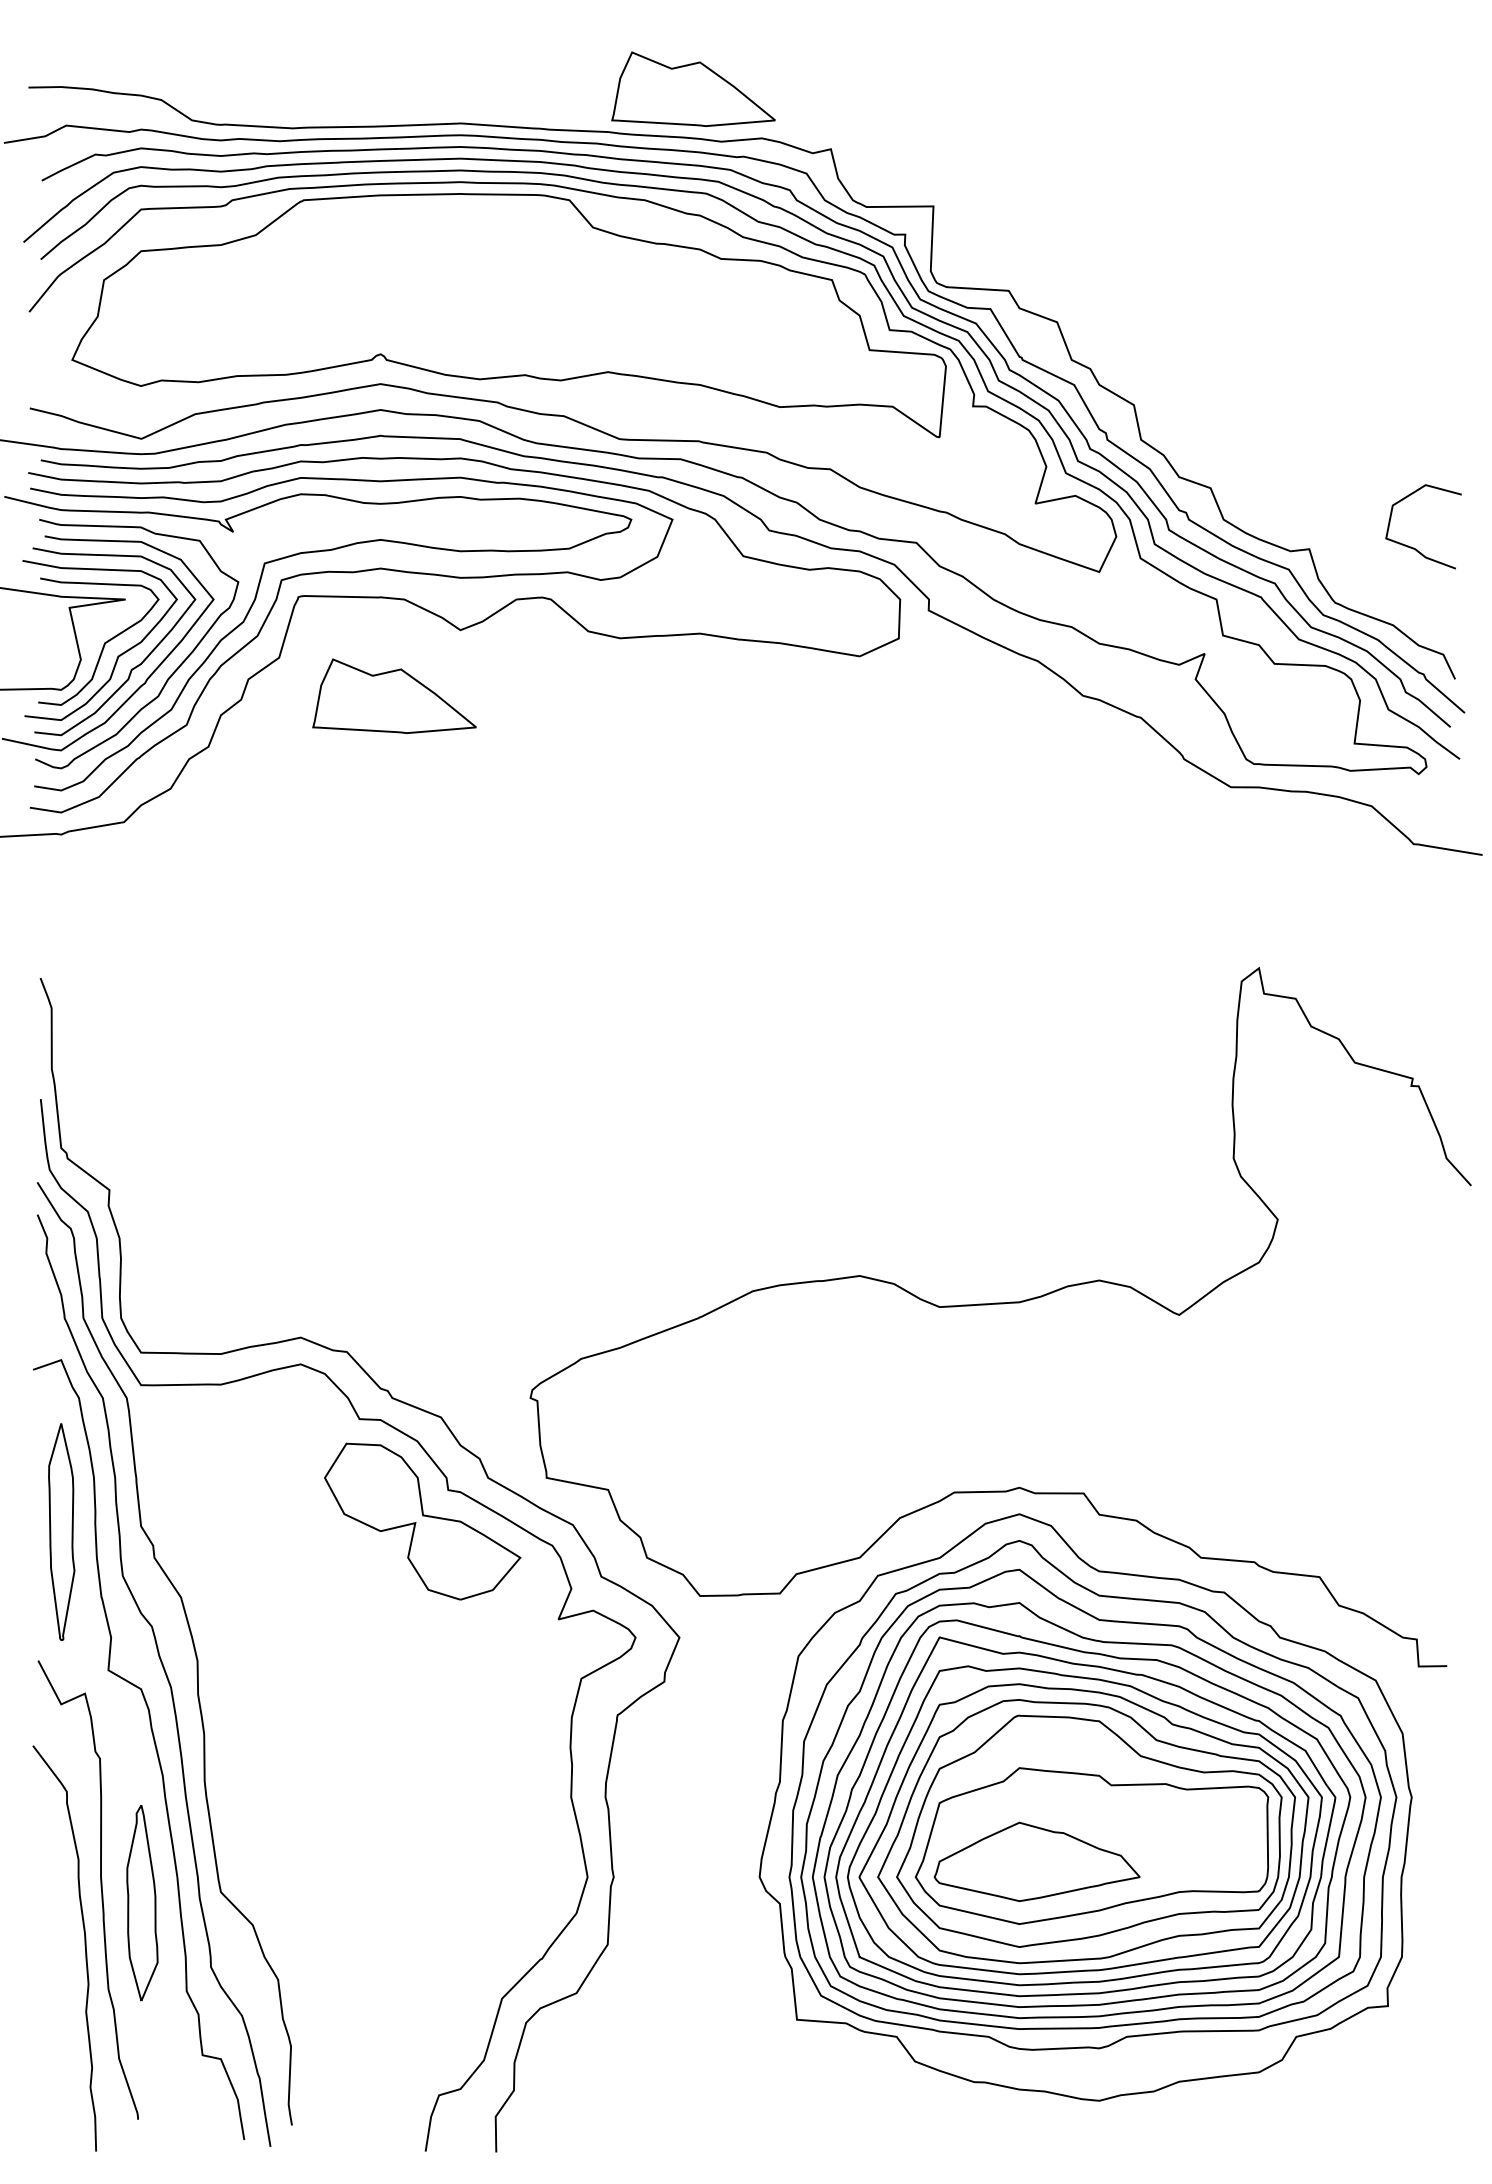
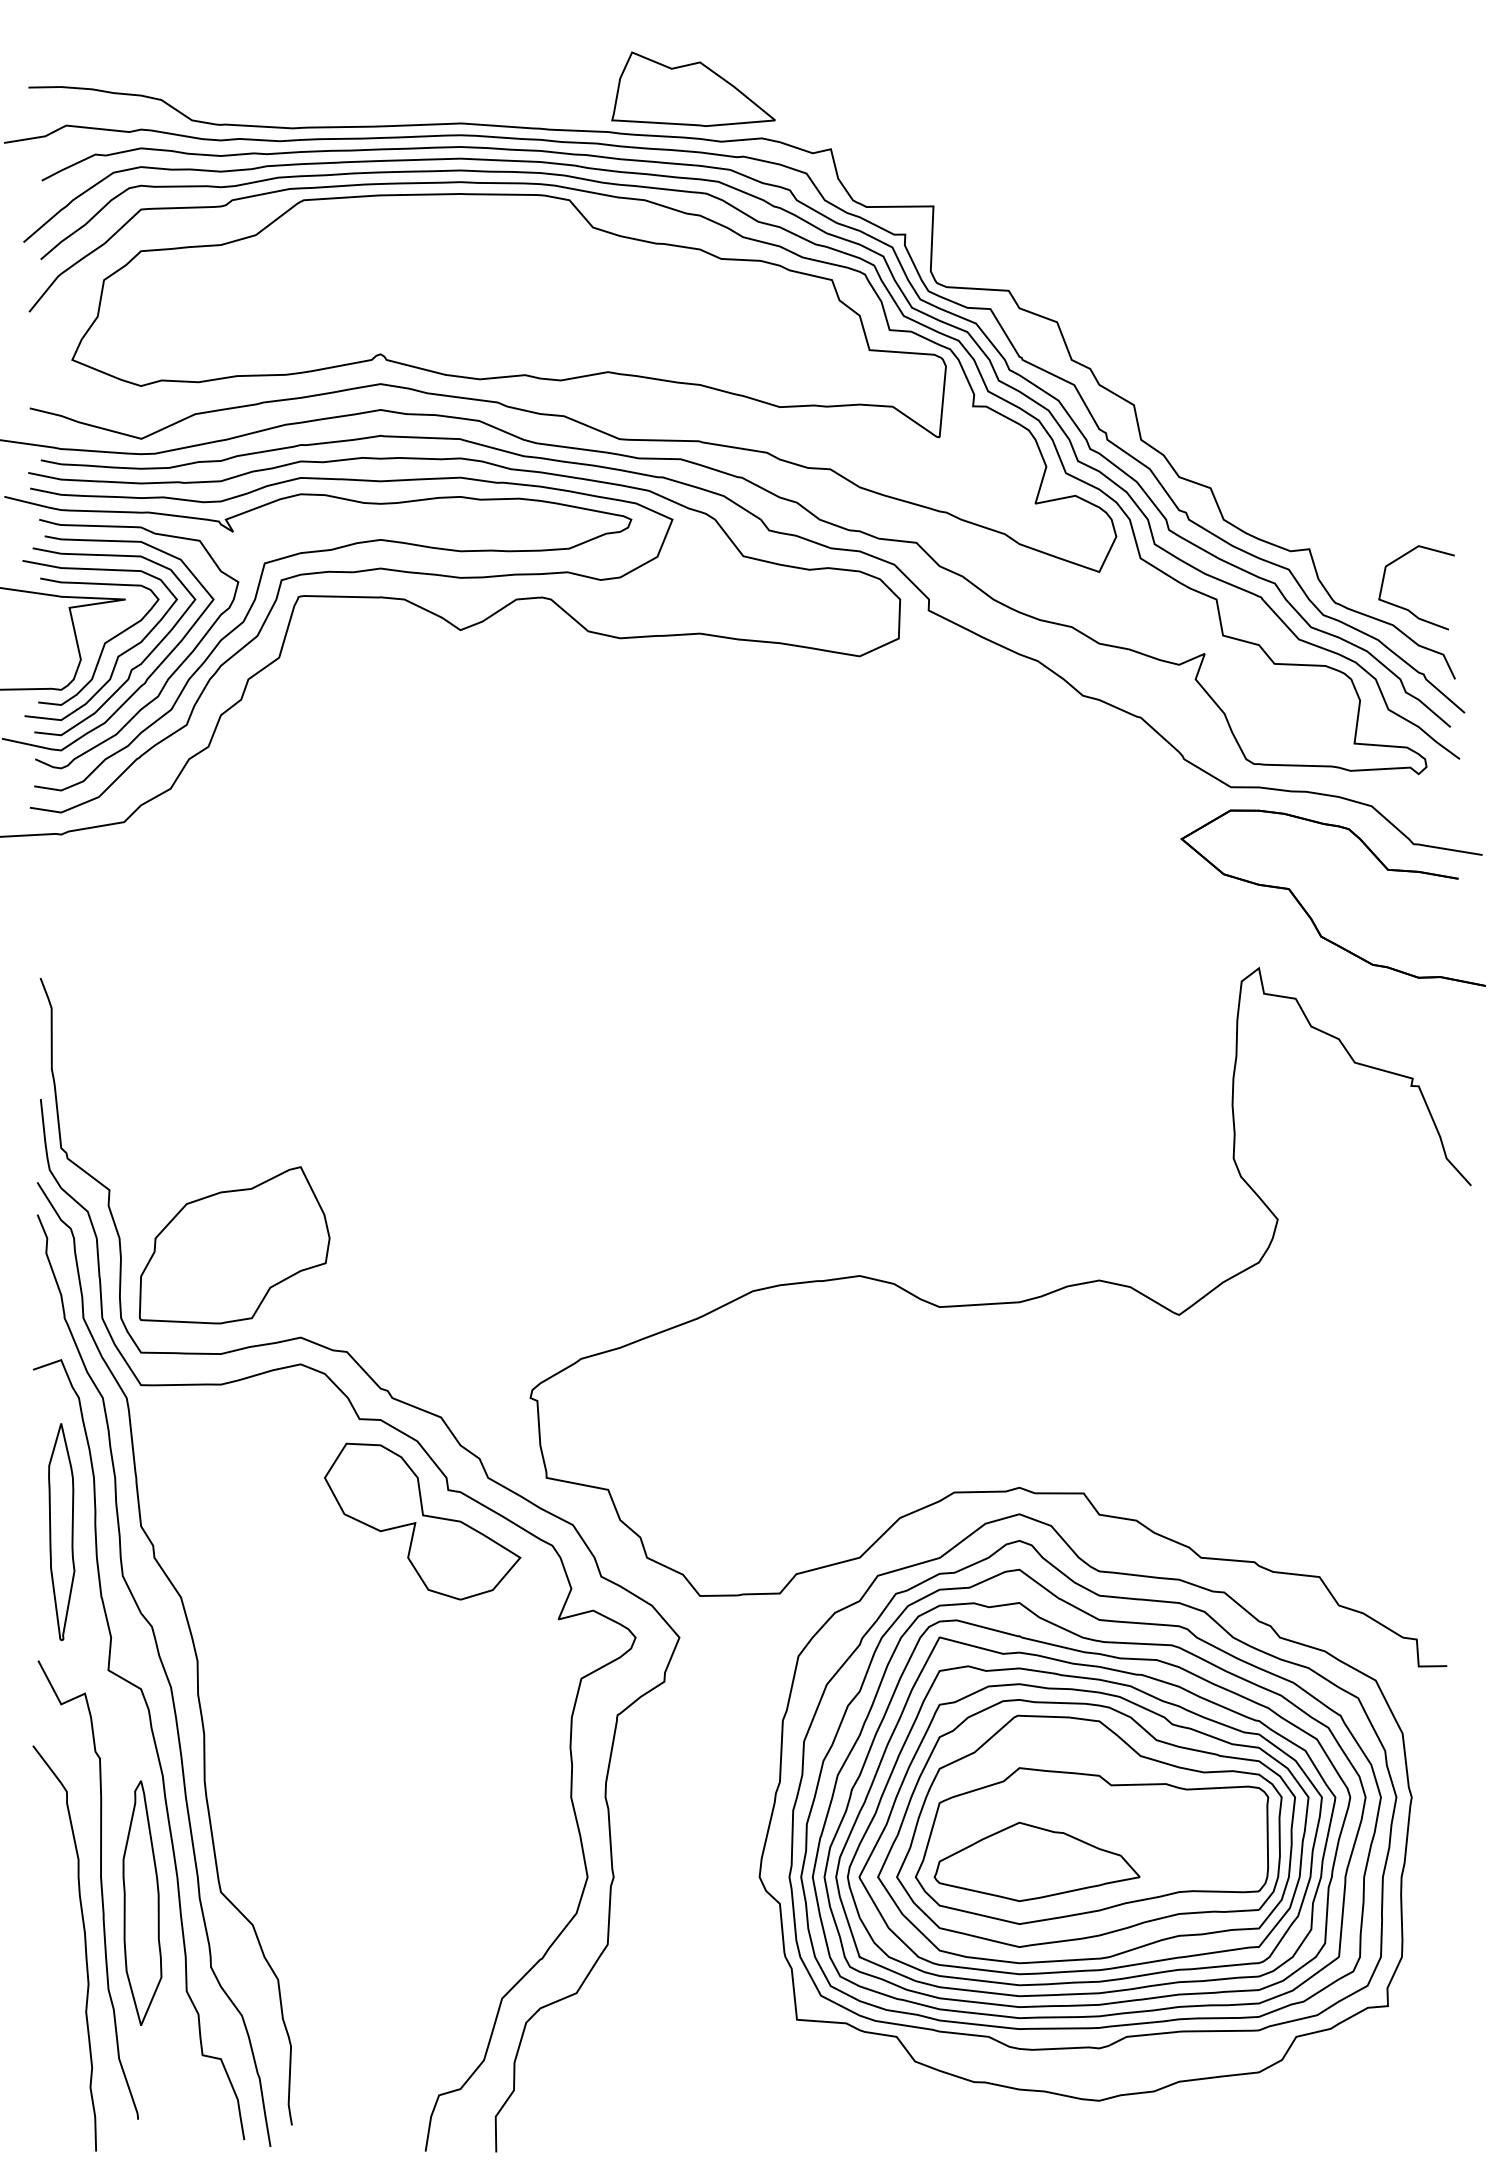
curve position: (1414, 547) -> (1407, 608) (1407, 608)
part: present -> none (394, 695)
part: none -> present (1309, 914)
part: none -> present (234, 1245)
part size: 33x197 px -> 41x246 px (142, 1902)
